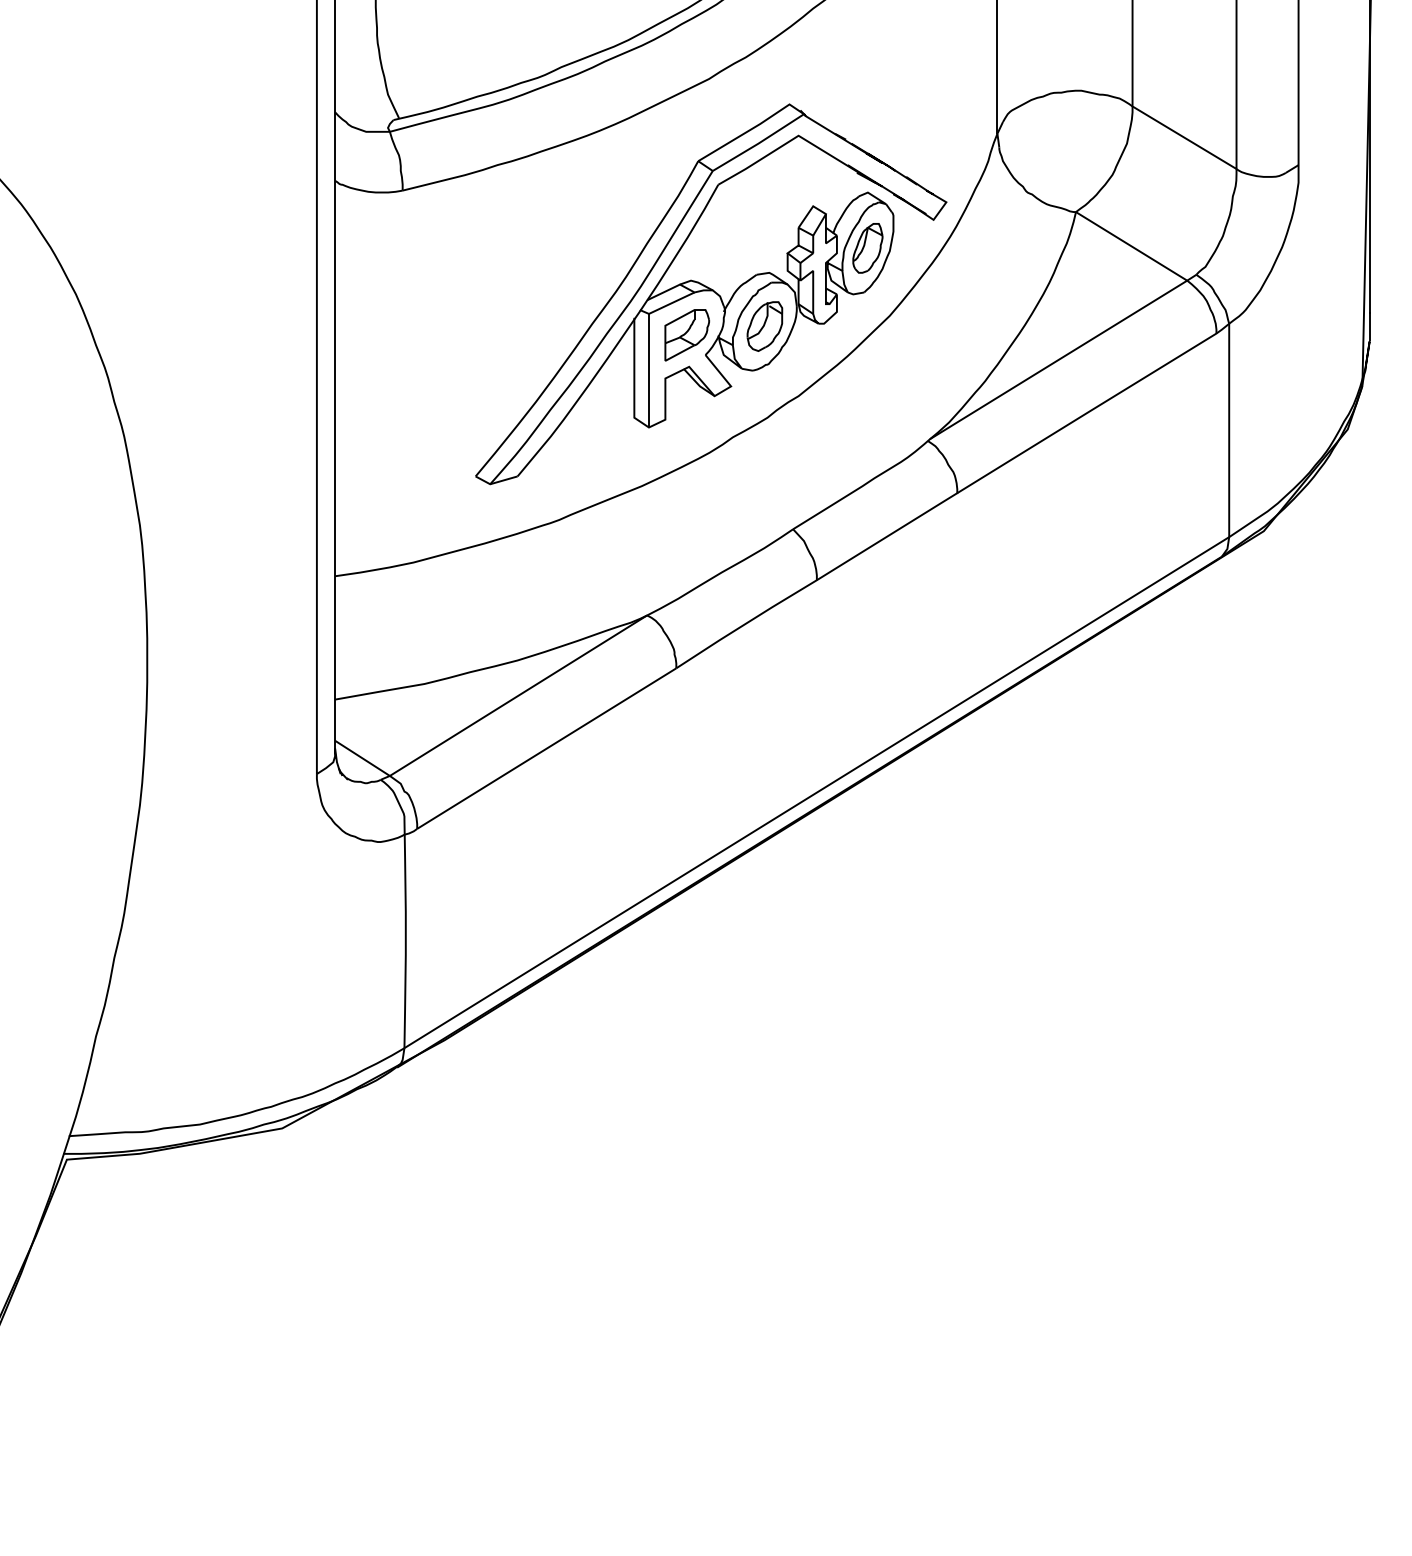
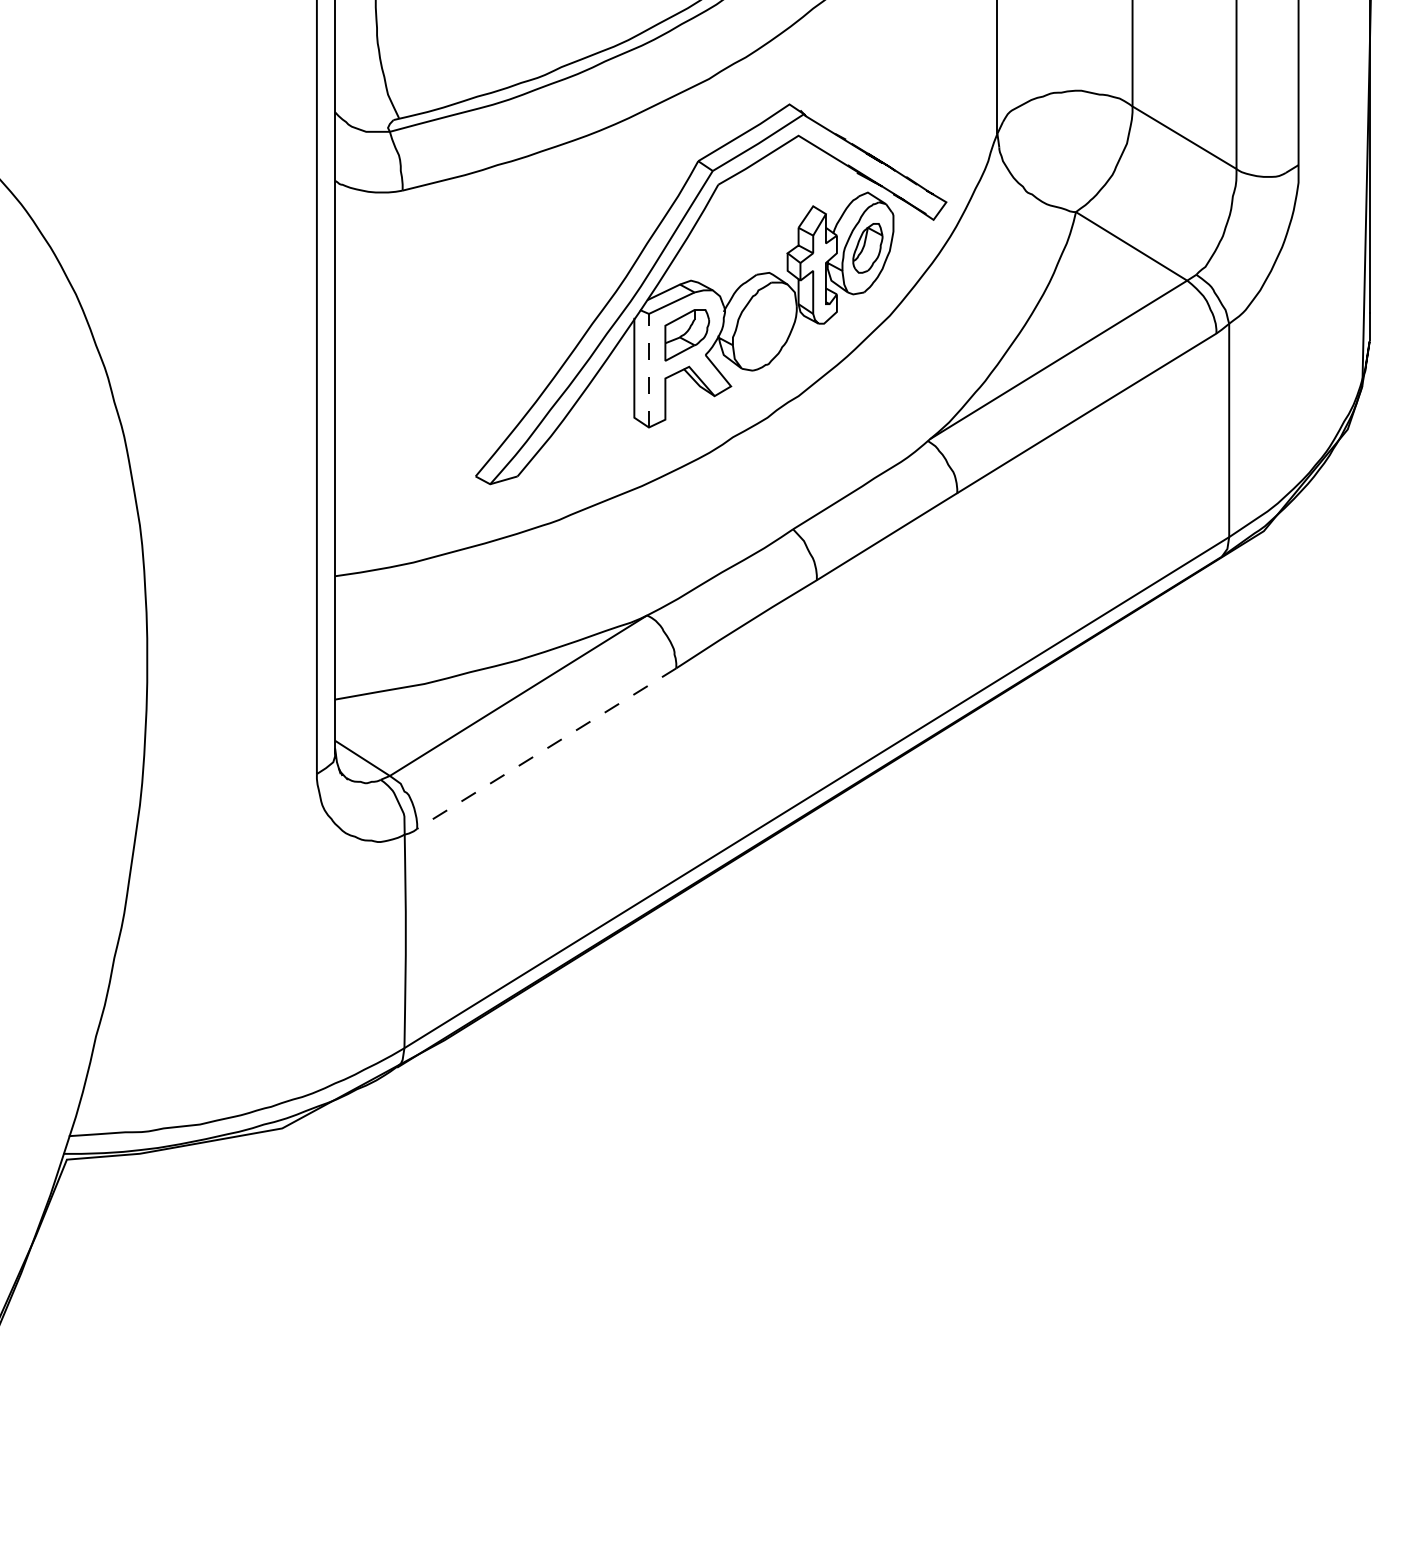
part: present -> none (764, 326)
line: solid -> dashed (648, 370)
line: solid -> dashed (546, 748)
